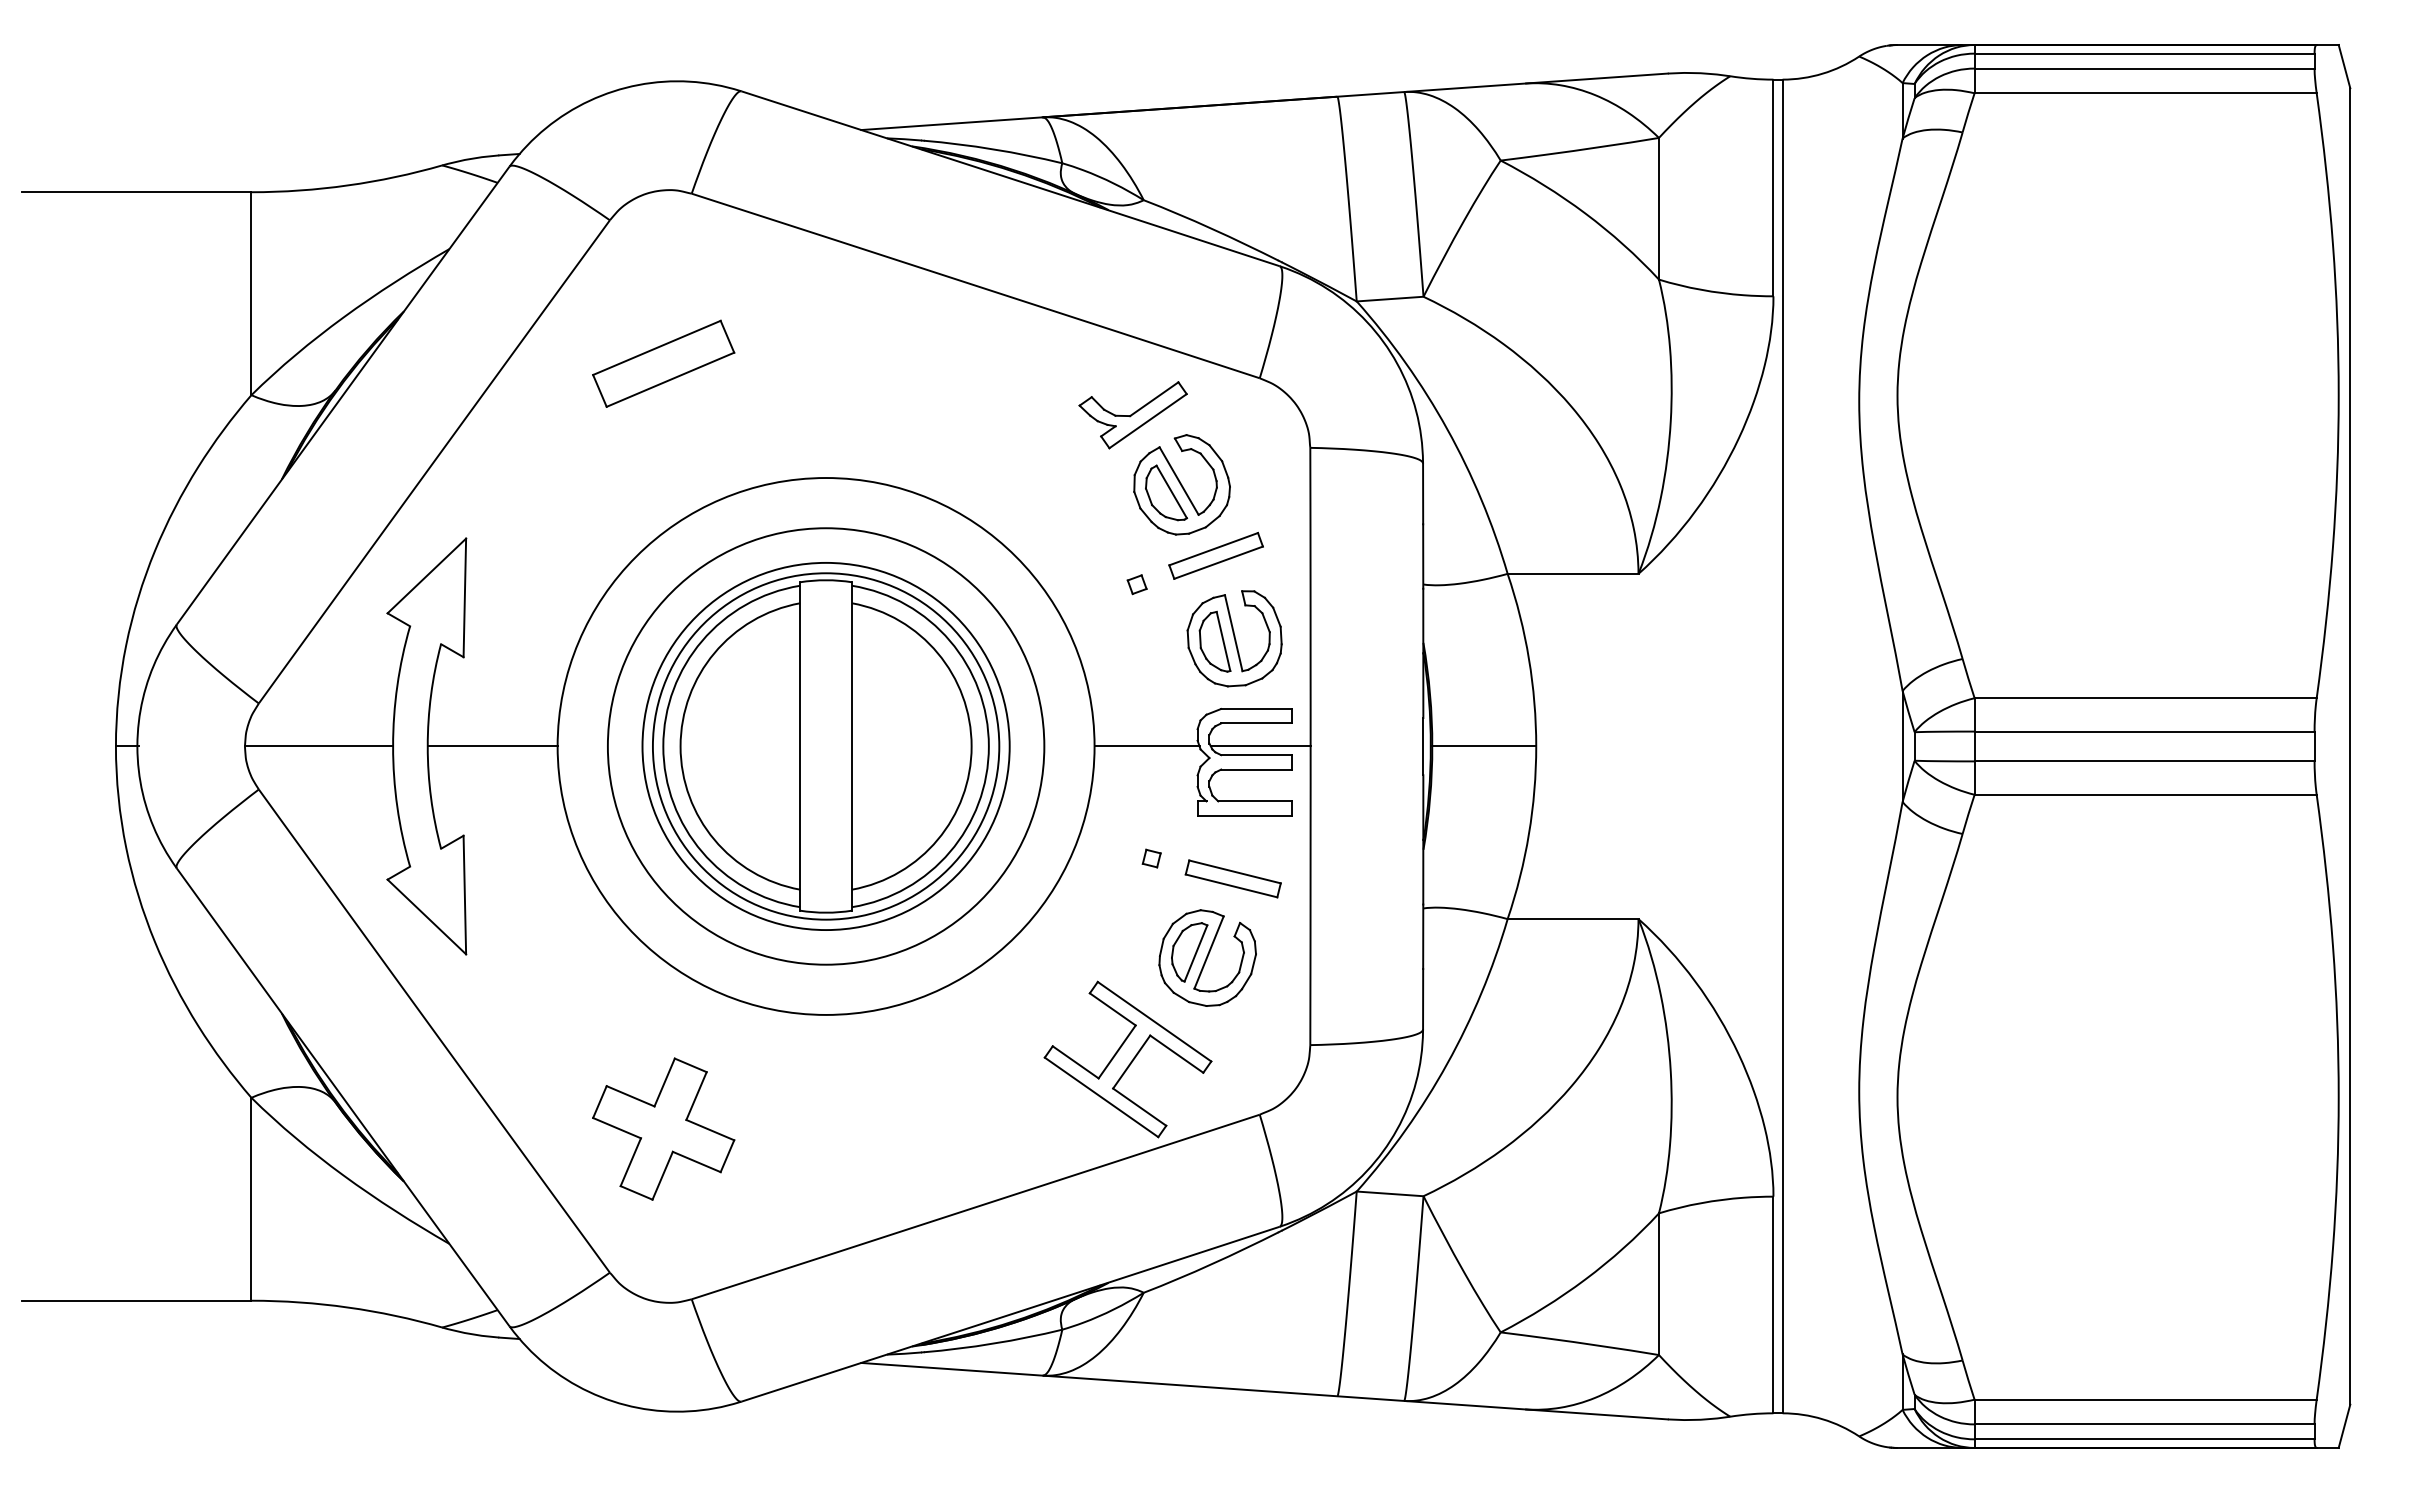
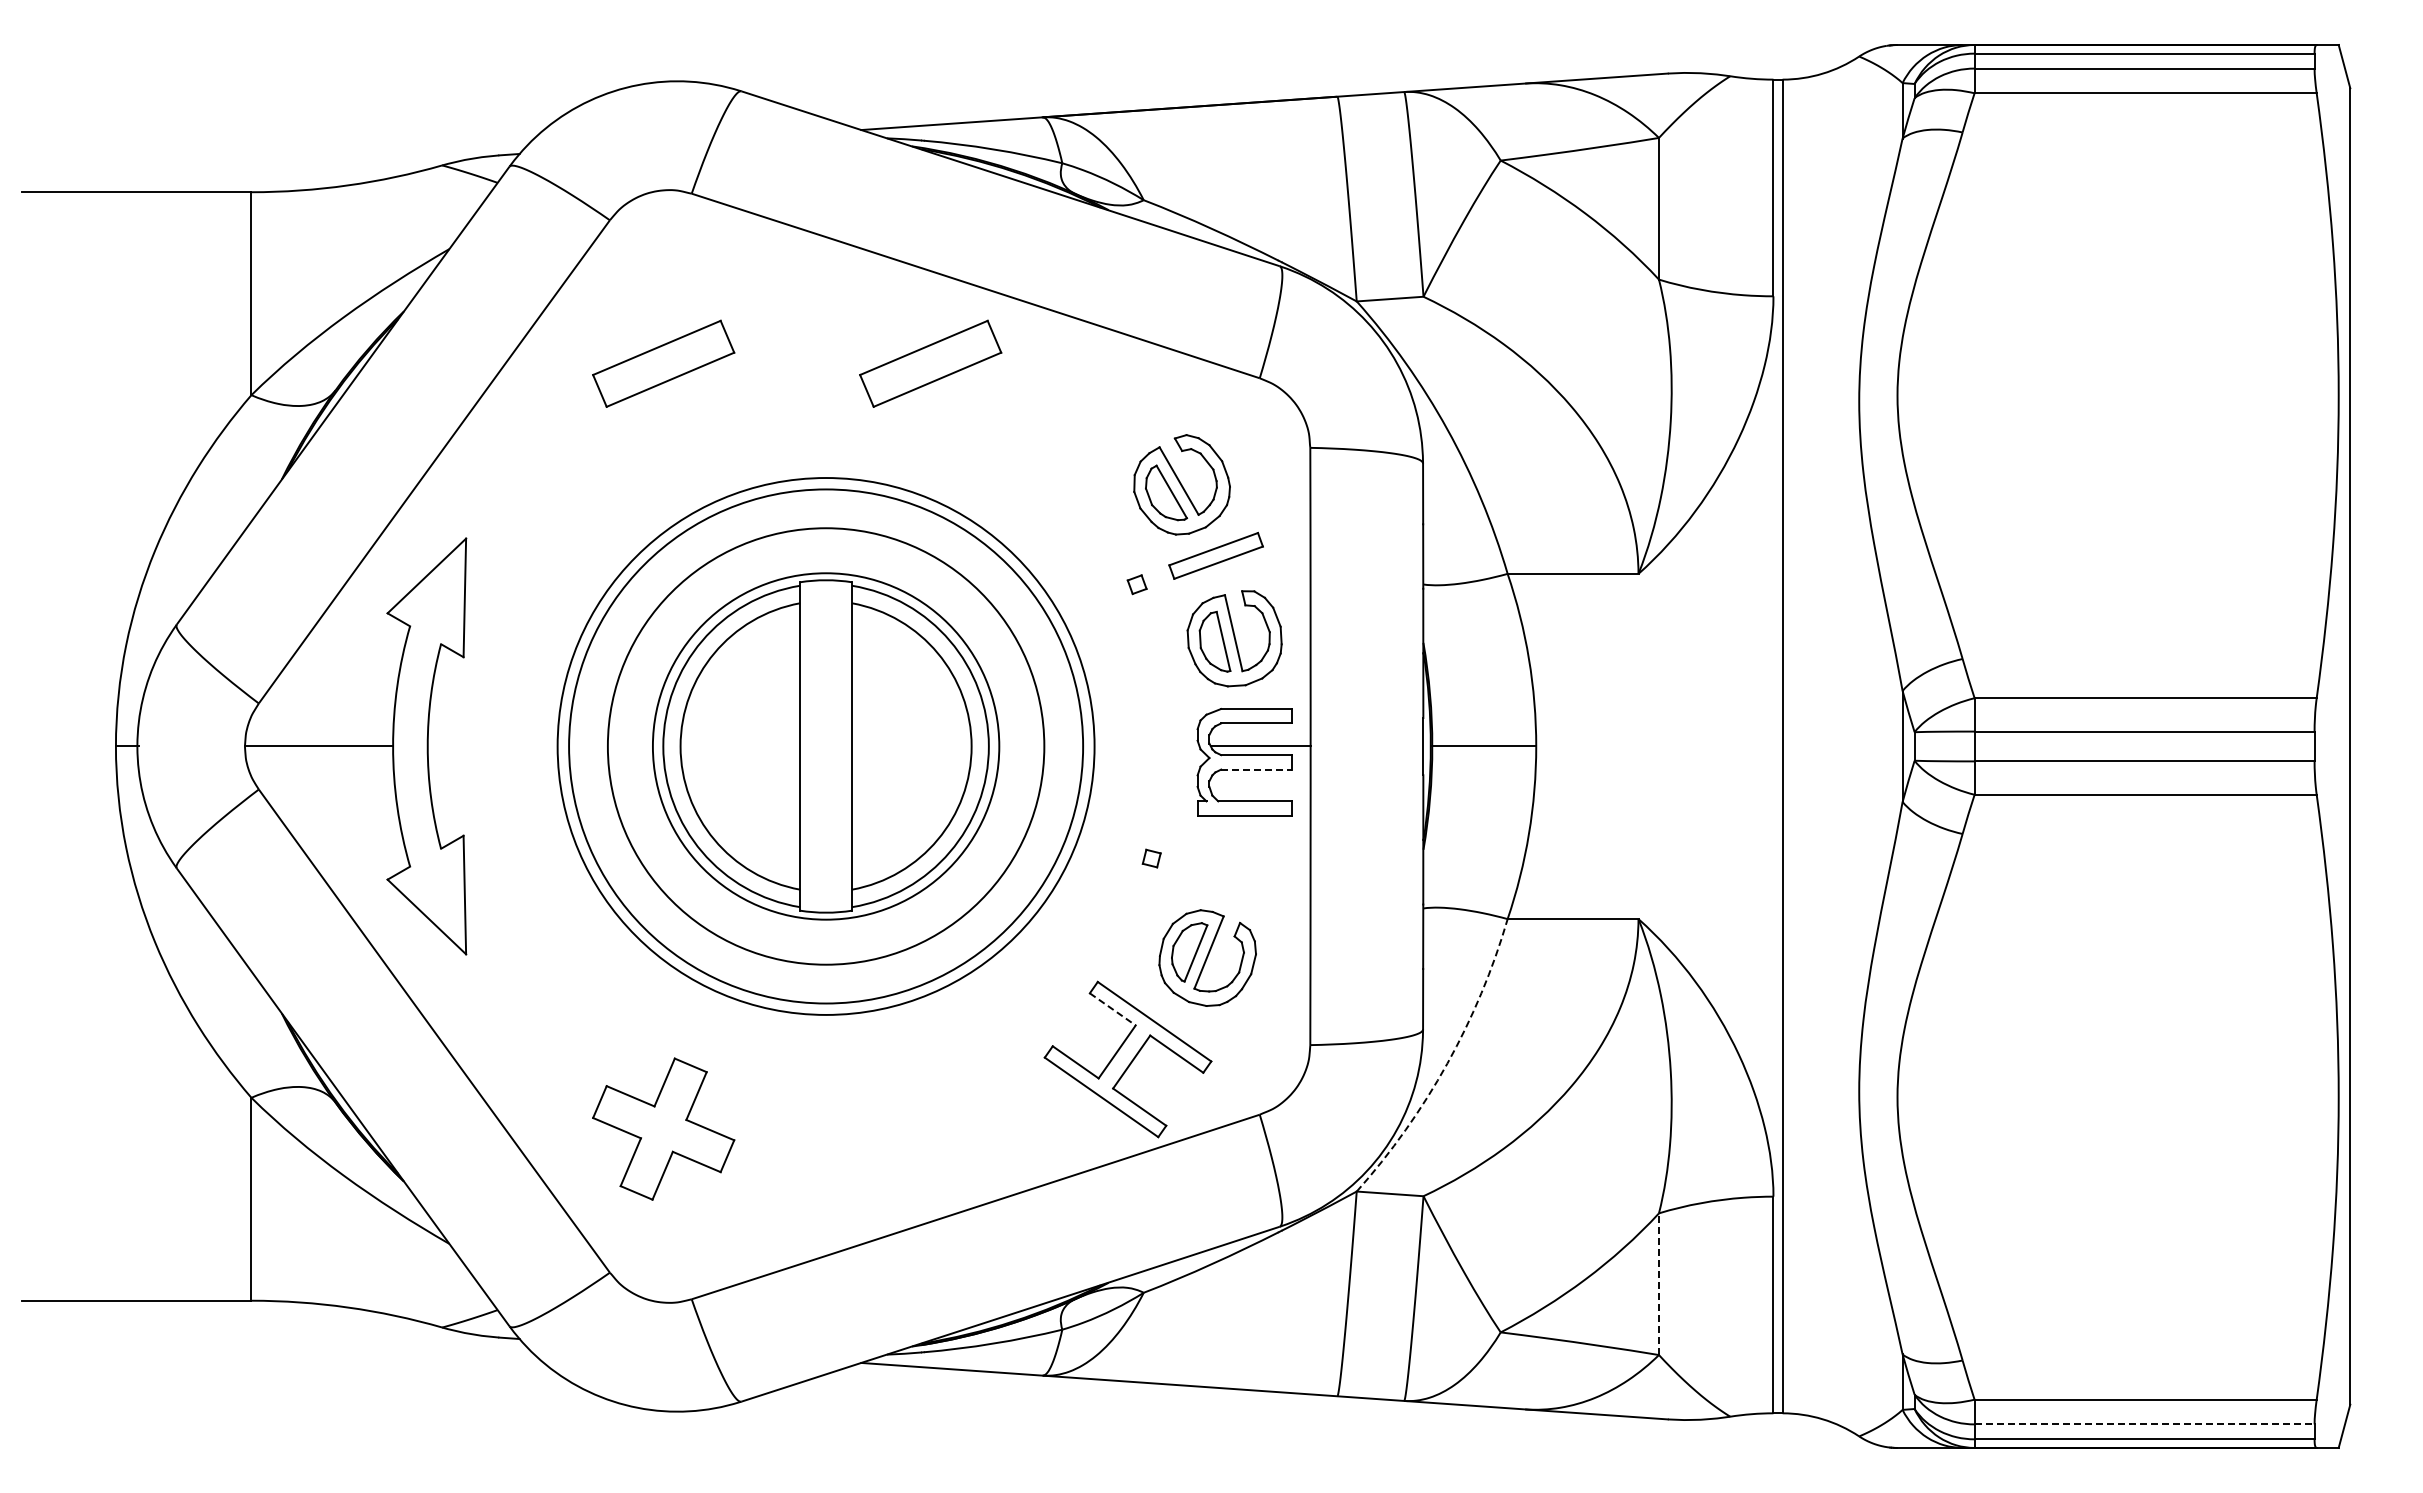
part: none -> present (930, 363)
part: present -> none (1132, 415)
line: present -> none (492, 746)
circle diameter: 367 px -> 514 px (826, 746)
line: present -> none (1146, 746)
line: solid -> dashed (1257, 769)
part: present -> none (1232, 878)
line: solid -> dashed (1112, 1009)
arc: solid -> dashed (1447, 1063)
line: solid -> dashed (1658, 1284)
line: solid -> dashed (2144, 1424)
